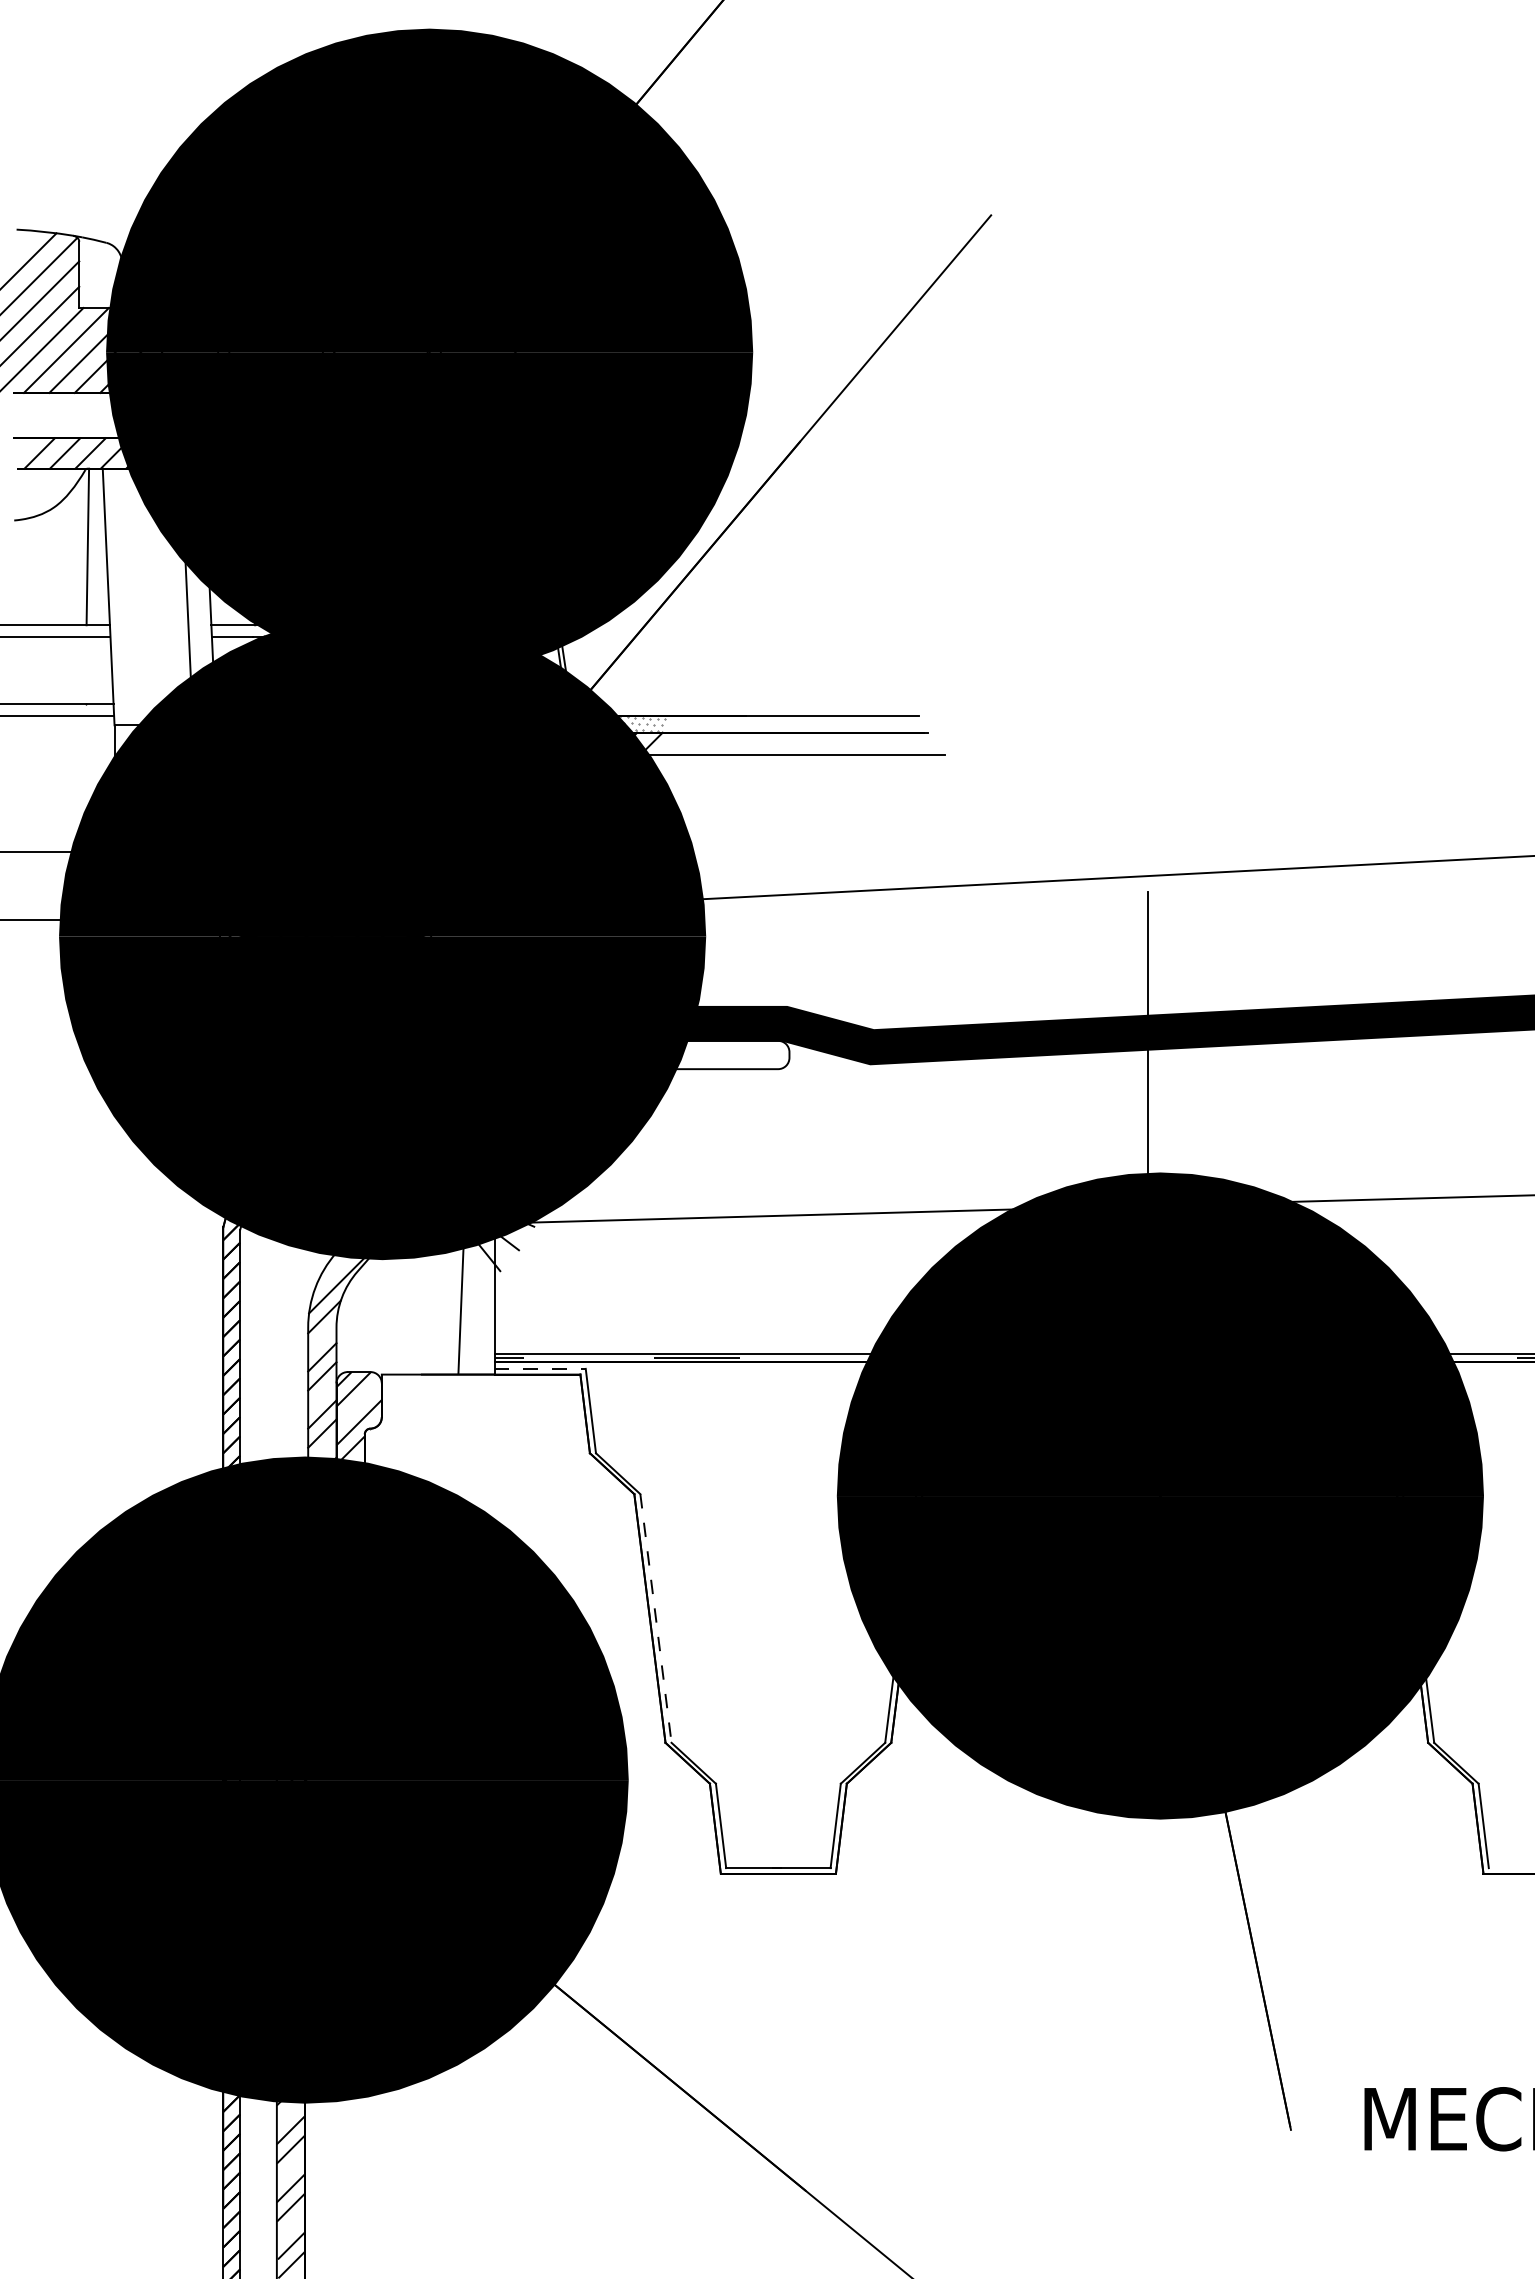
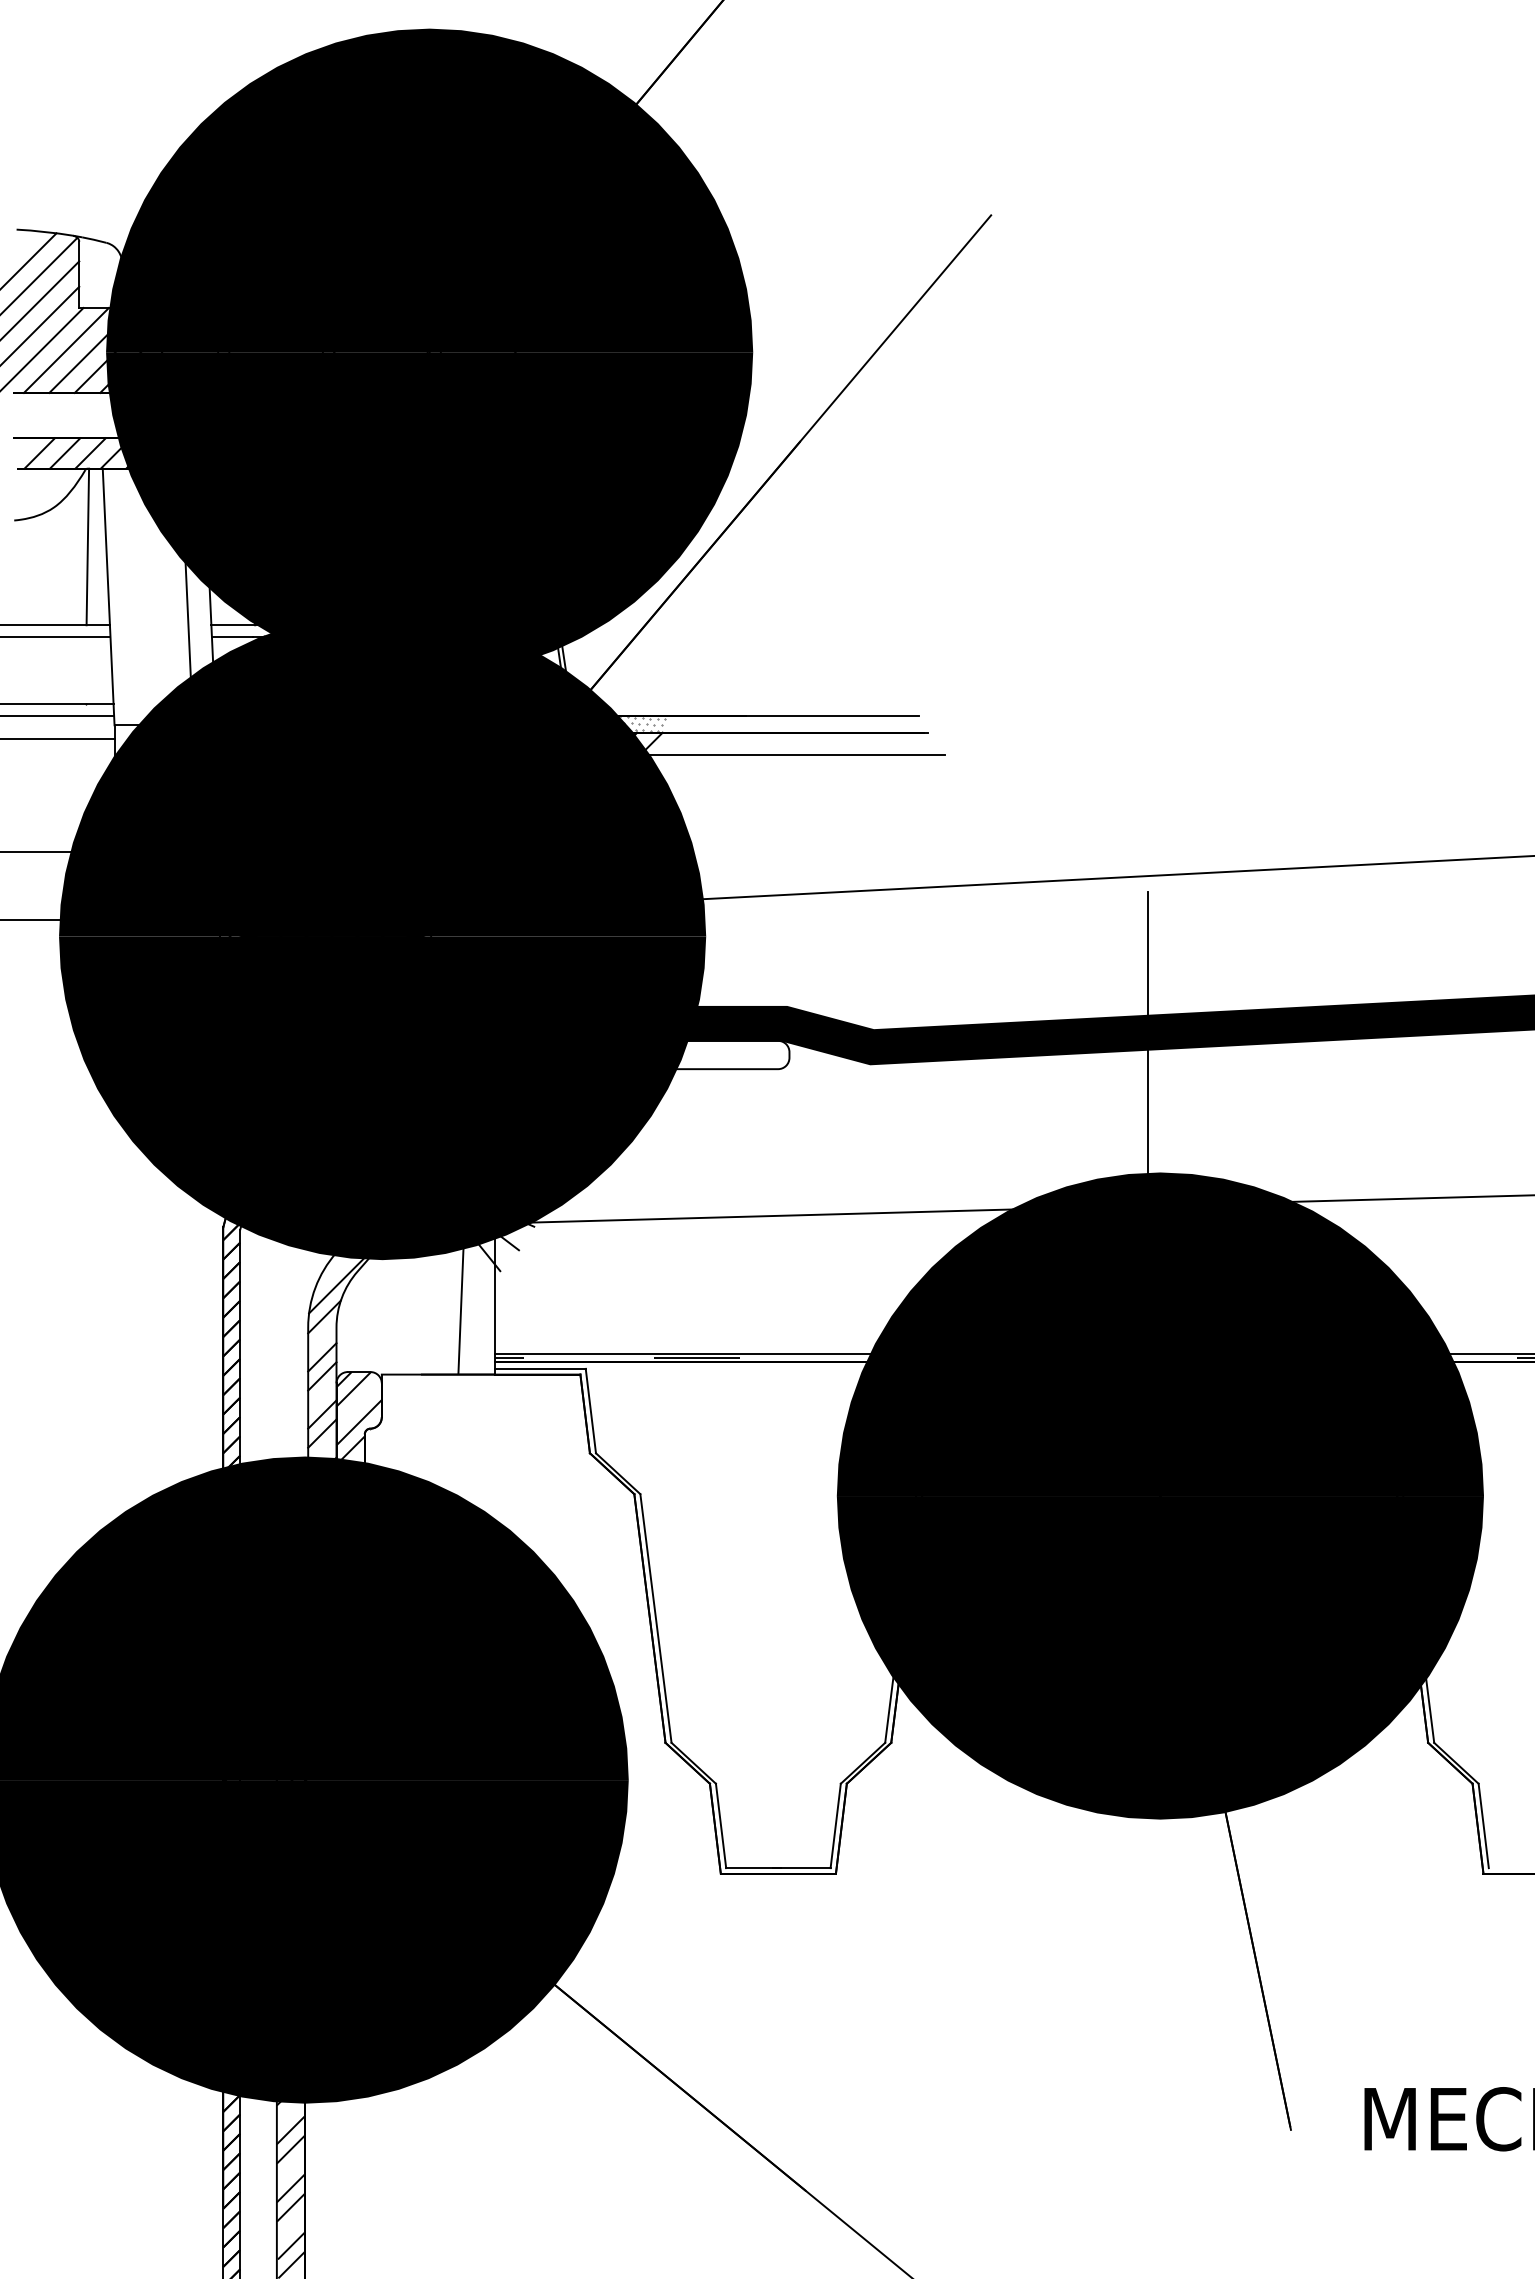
line: none -> present (58, 738)
line: dashed -> solid (540, 1368)
line: dashed -> solid (656, 1619)
